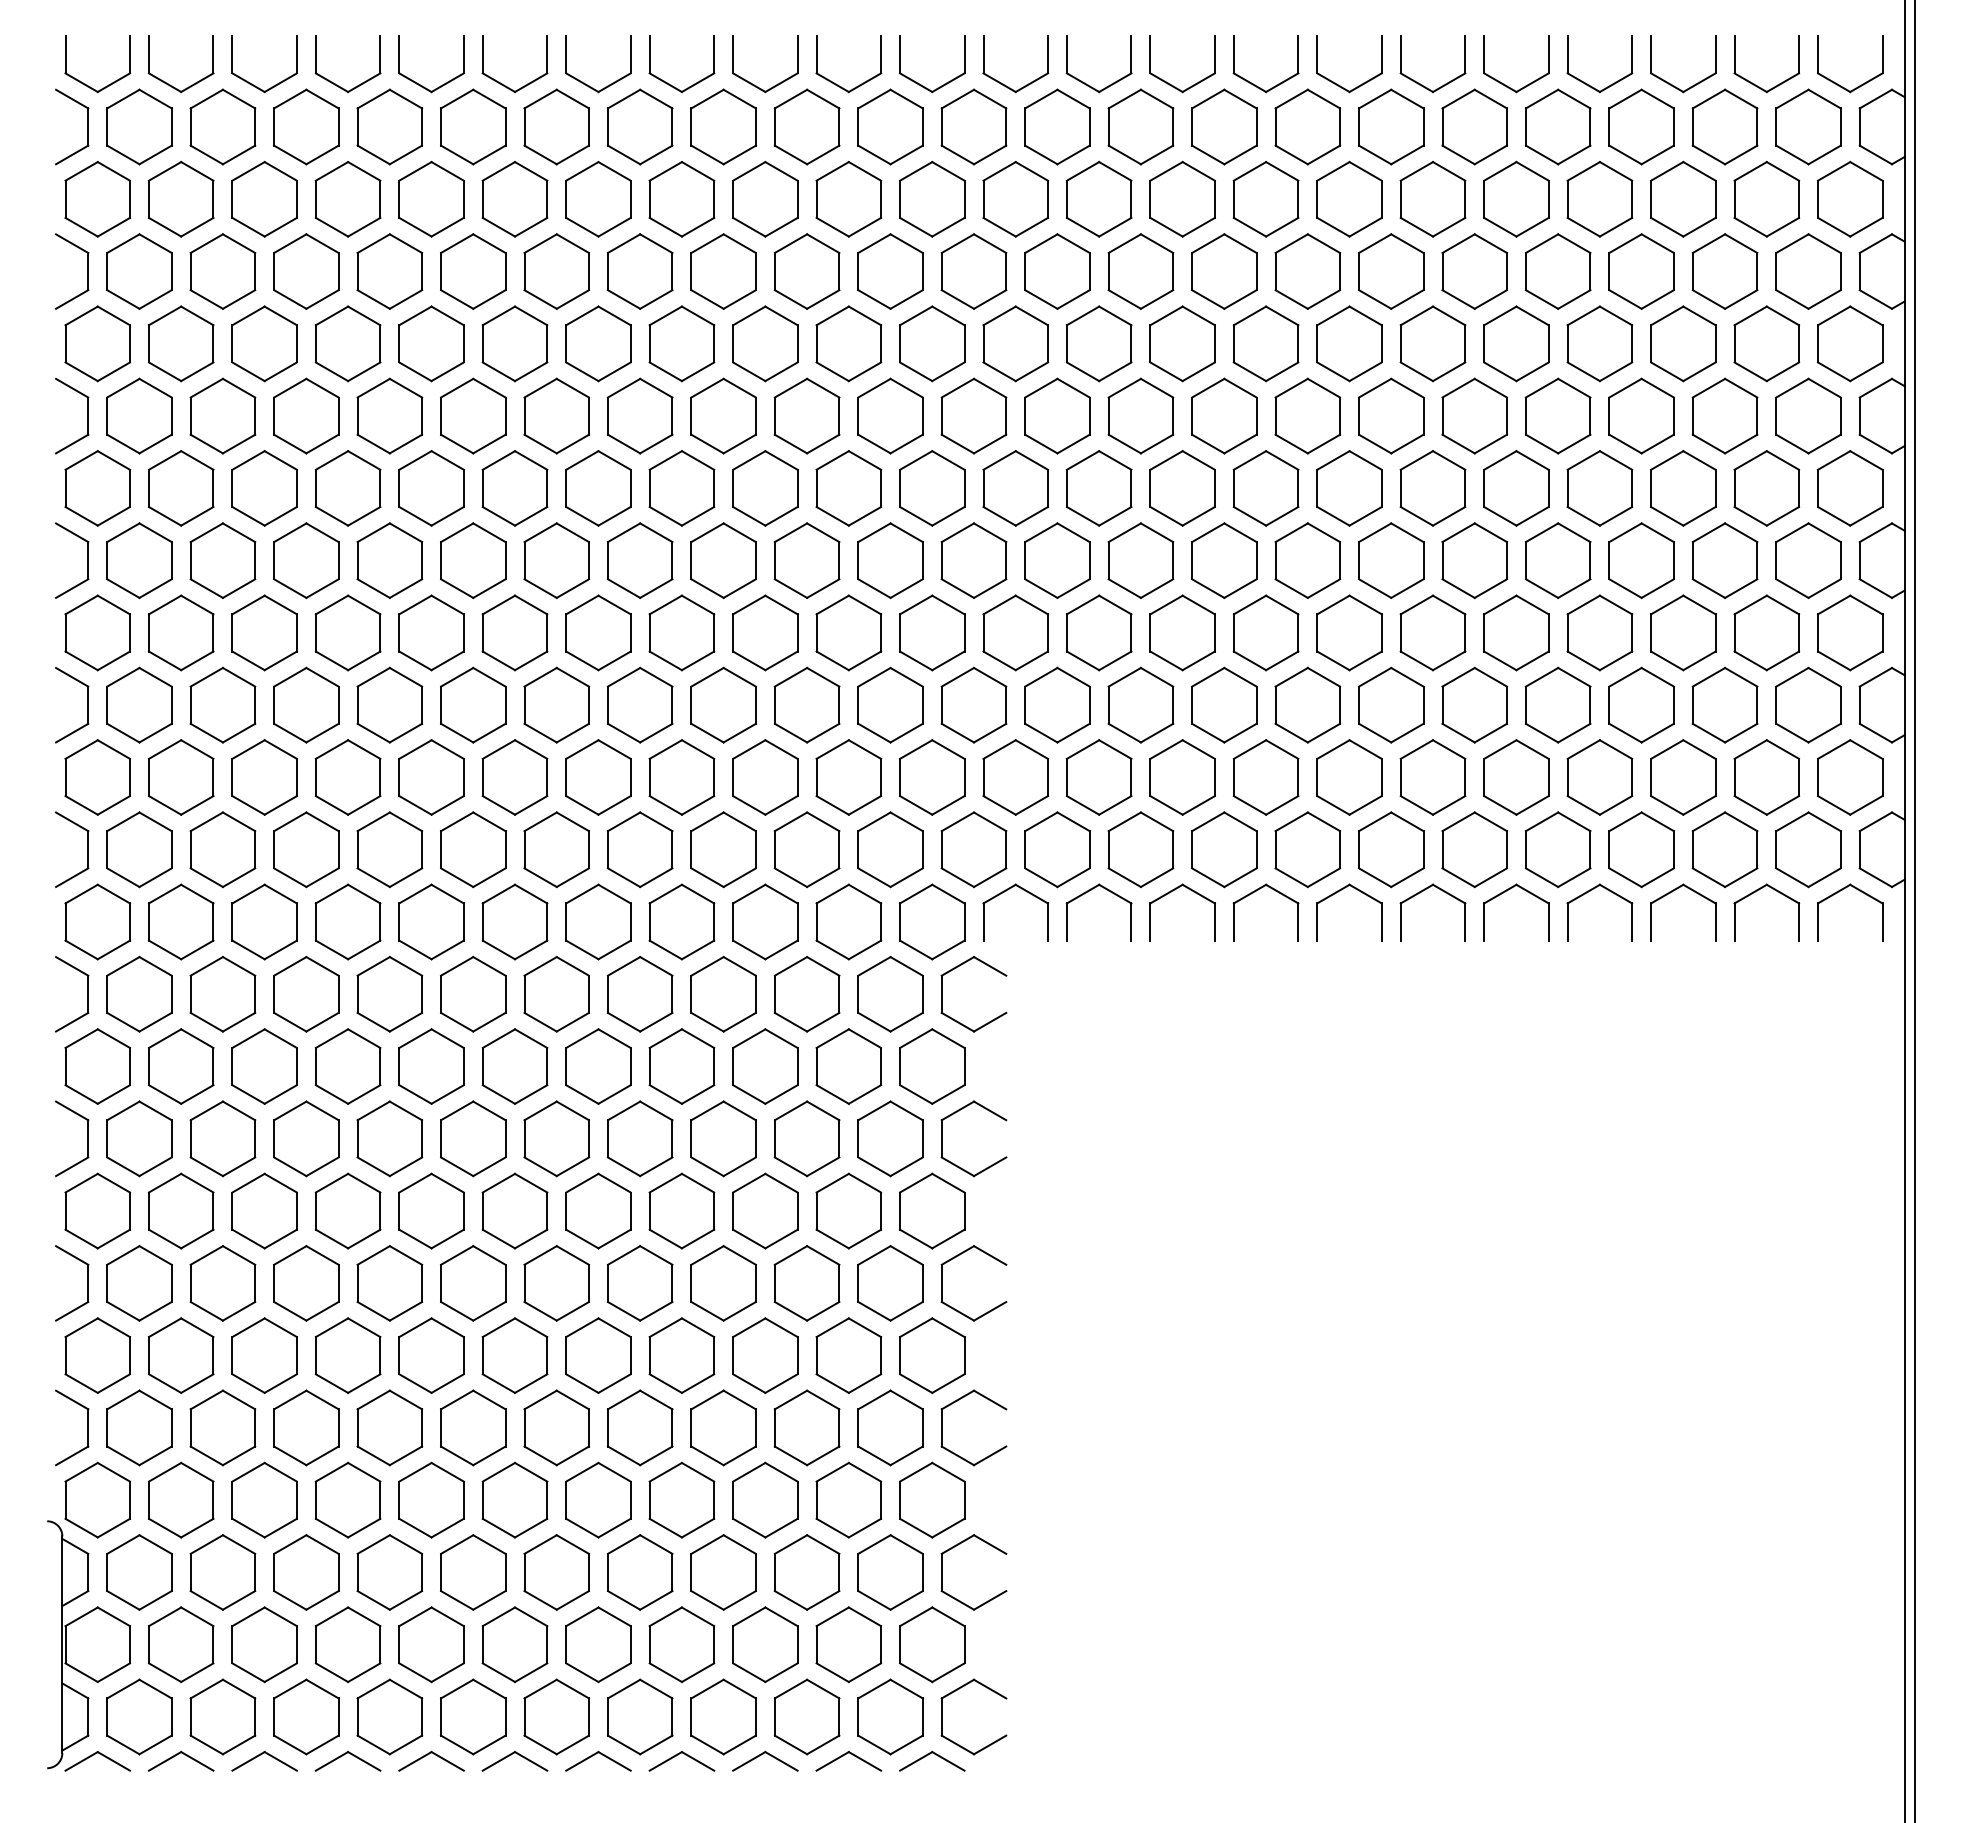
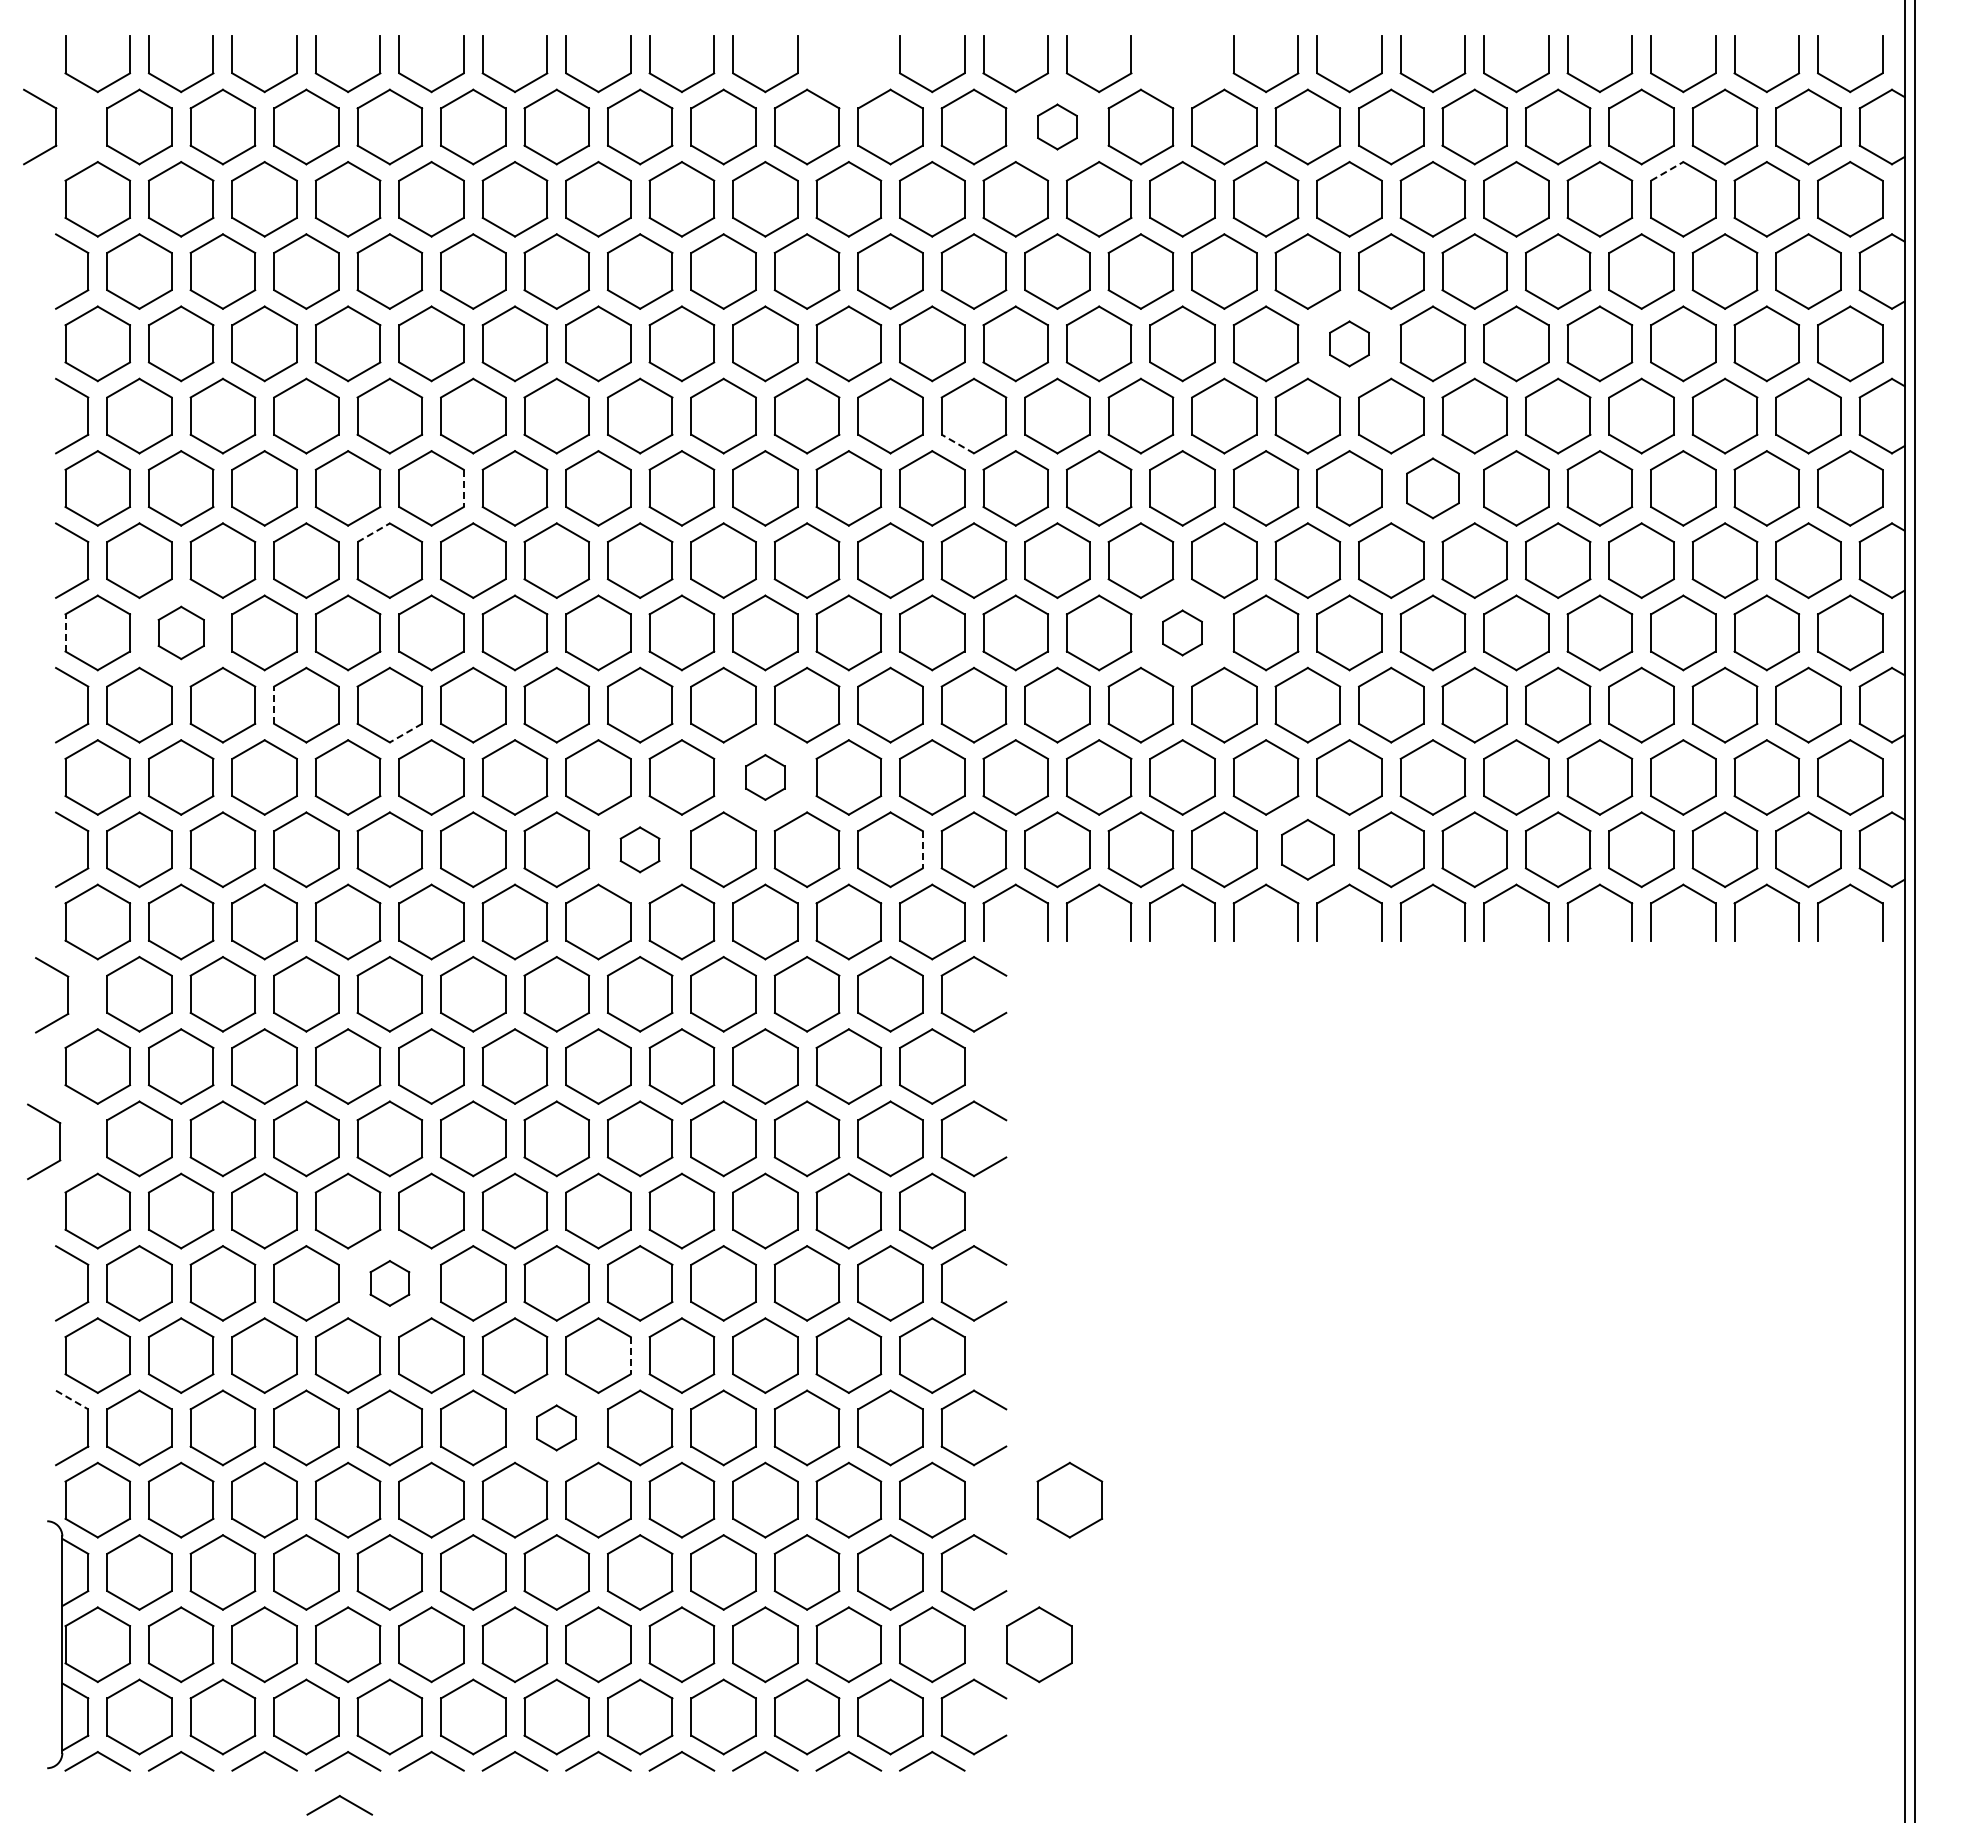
part: present -> none (1170, 83)
part: present -> none (838, 84)
part position: (87, 126) -> (55, 126) (55, 126)
part size: 67x78 px -> 41x48 px (1057, 126)
line: solid -> dashed (1667, 171)
part size: 67x78 px -> 41x48 px (1349, 343)
line: solid -> dashed (957, 444)
line: solid -> dashed (463, 488)
part size: 68x77 px -> 54x63 px (1432, 488)
line: solid -> dashed (373, 532)
line: solid -> dashed (65, 632)
part size: 67x78 px -> 48x56 px (180, 632)
part size: 67x78 px -> 41x48 px (1182, 632)
line: solid -> dashed (274, 705)
line: solid -> dashed (405, 733)
part size: 67x77 px -> 41x47 px (765, 777)
part size: 68x78 px -> 42x48 px (639, 849)
line: solid -> dashed (922, 849)
part size: 68x78 px -> 54x63 px (1307, 849)
part position: (87, 994) -> (67, 995) (67, 995)
part position: (87, 1138) -> (59, 1141) (59, 1141)
part size: 68x77 px -> 42x47 px (389, 1283)
line: solid -> dashed (630, 1355)
line: solid -> dashed (72, 1400)
part size: 67x78 px -> 41x48 px (556, 1427)
part: none -> present (1069, 1499)
part: none -> present (1039, 1644)
part: none -> present (334, 1800)
